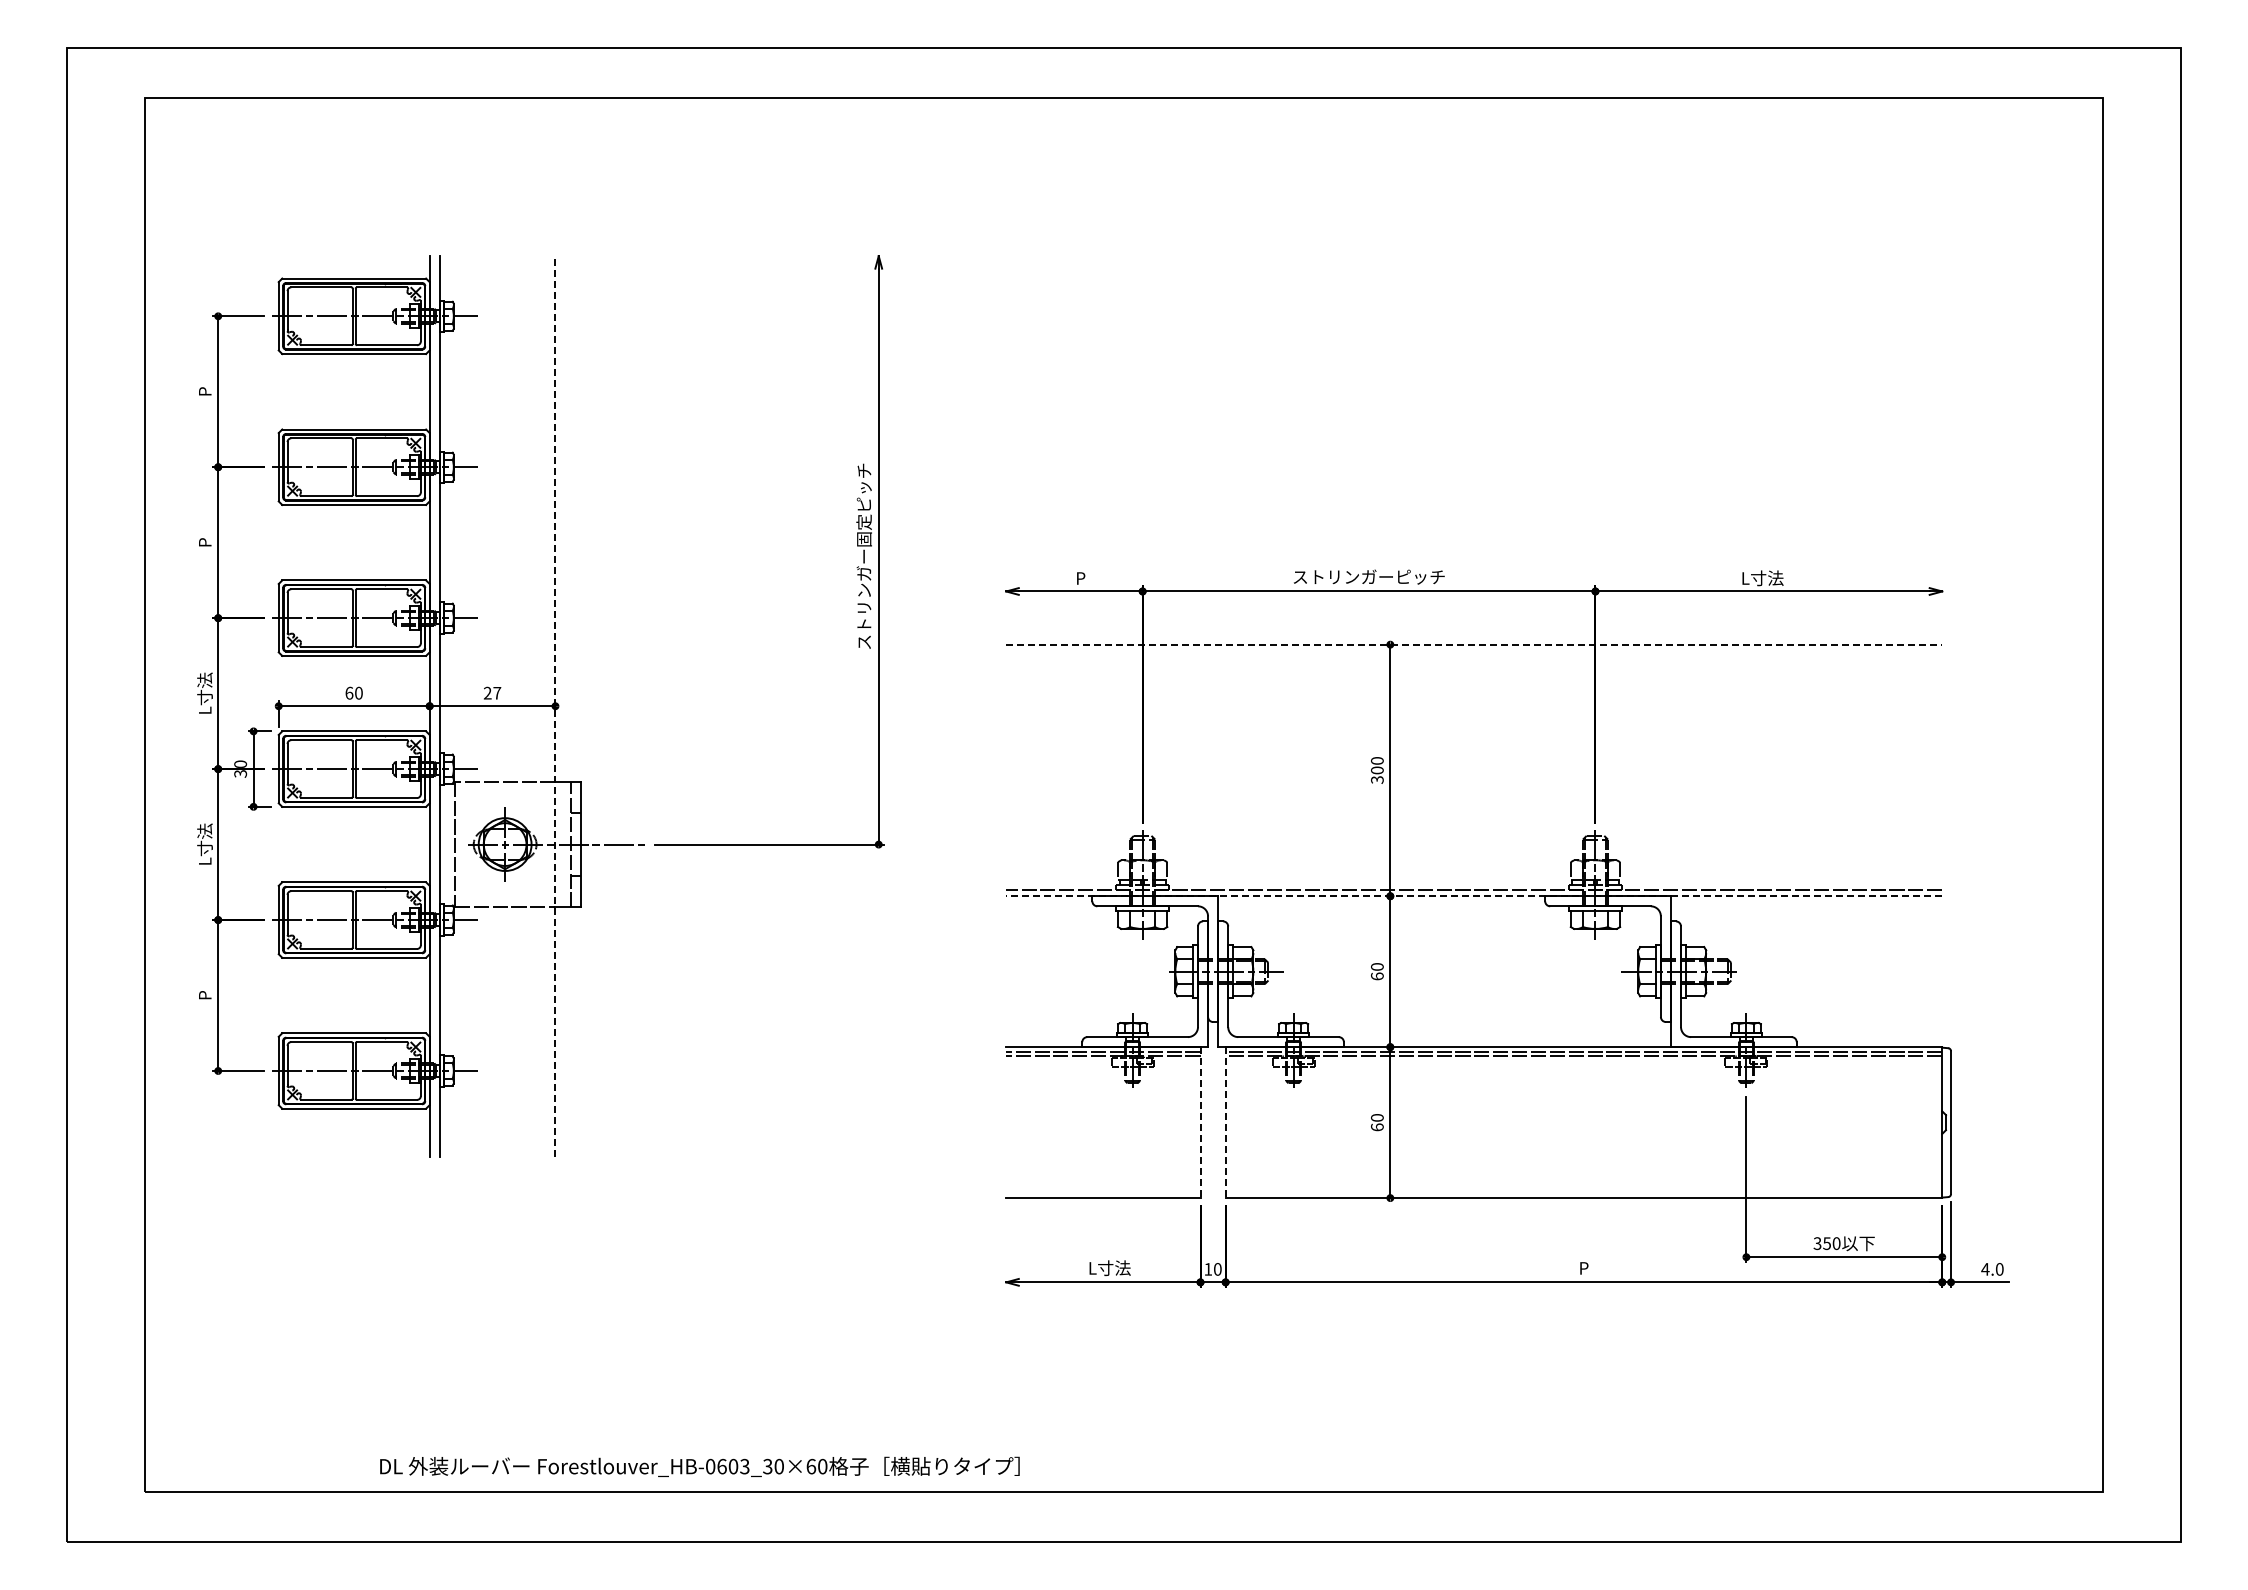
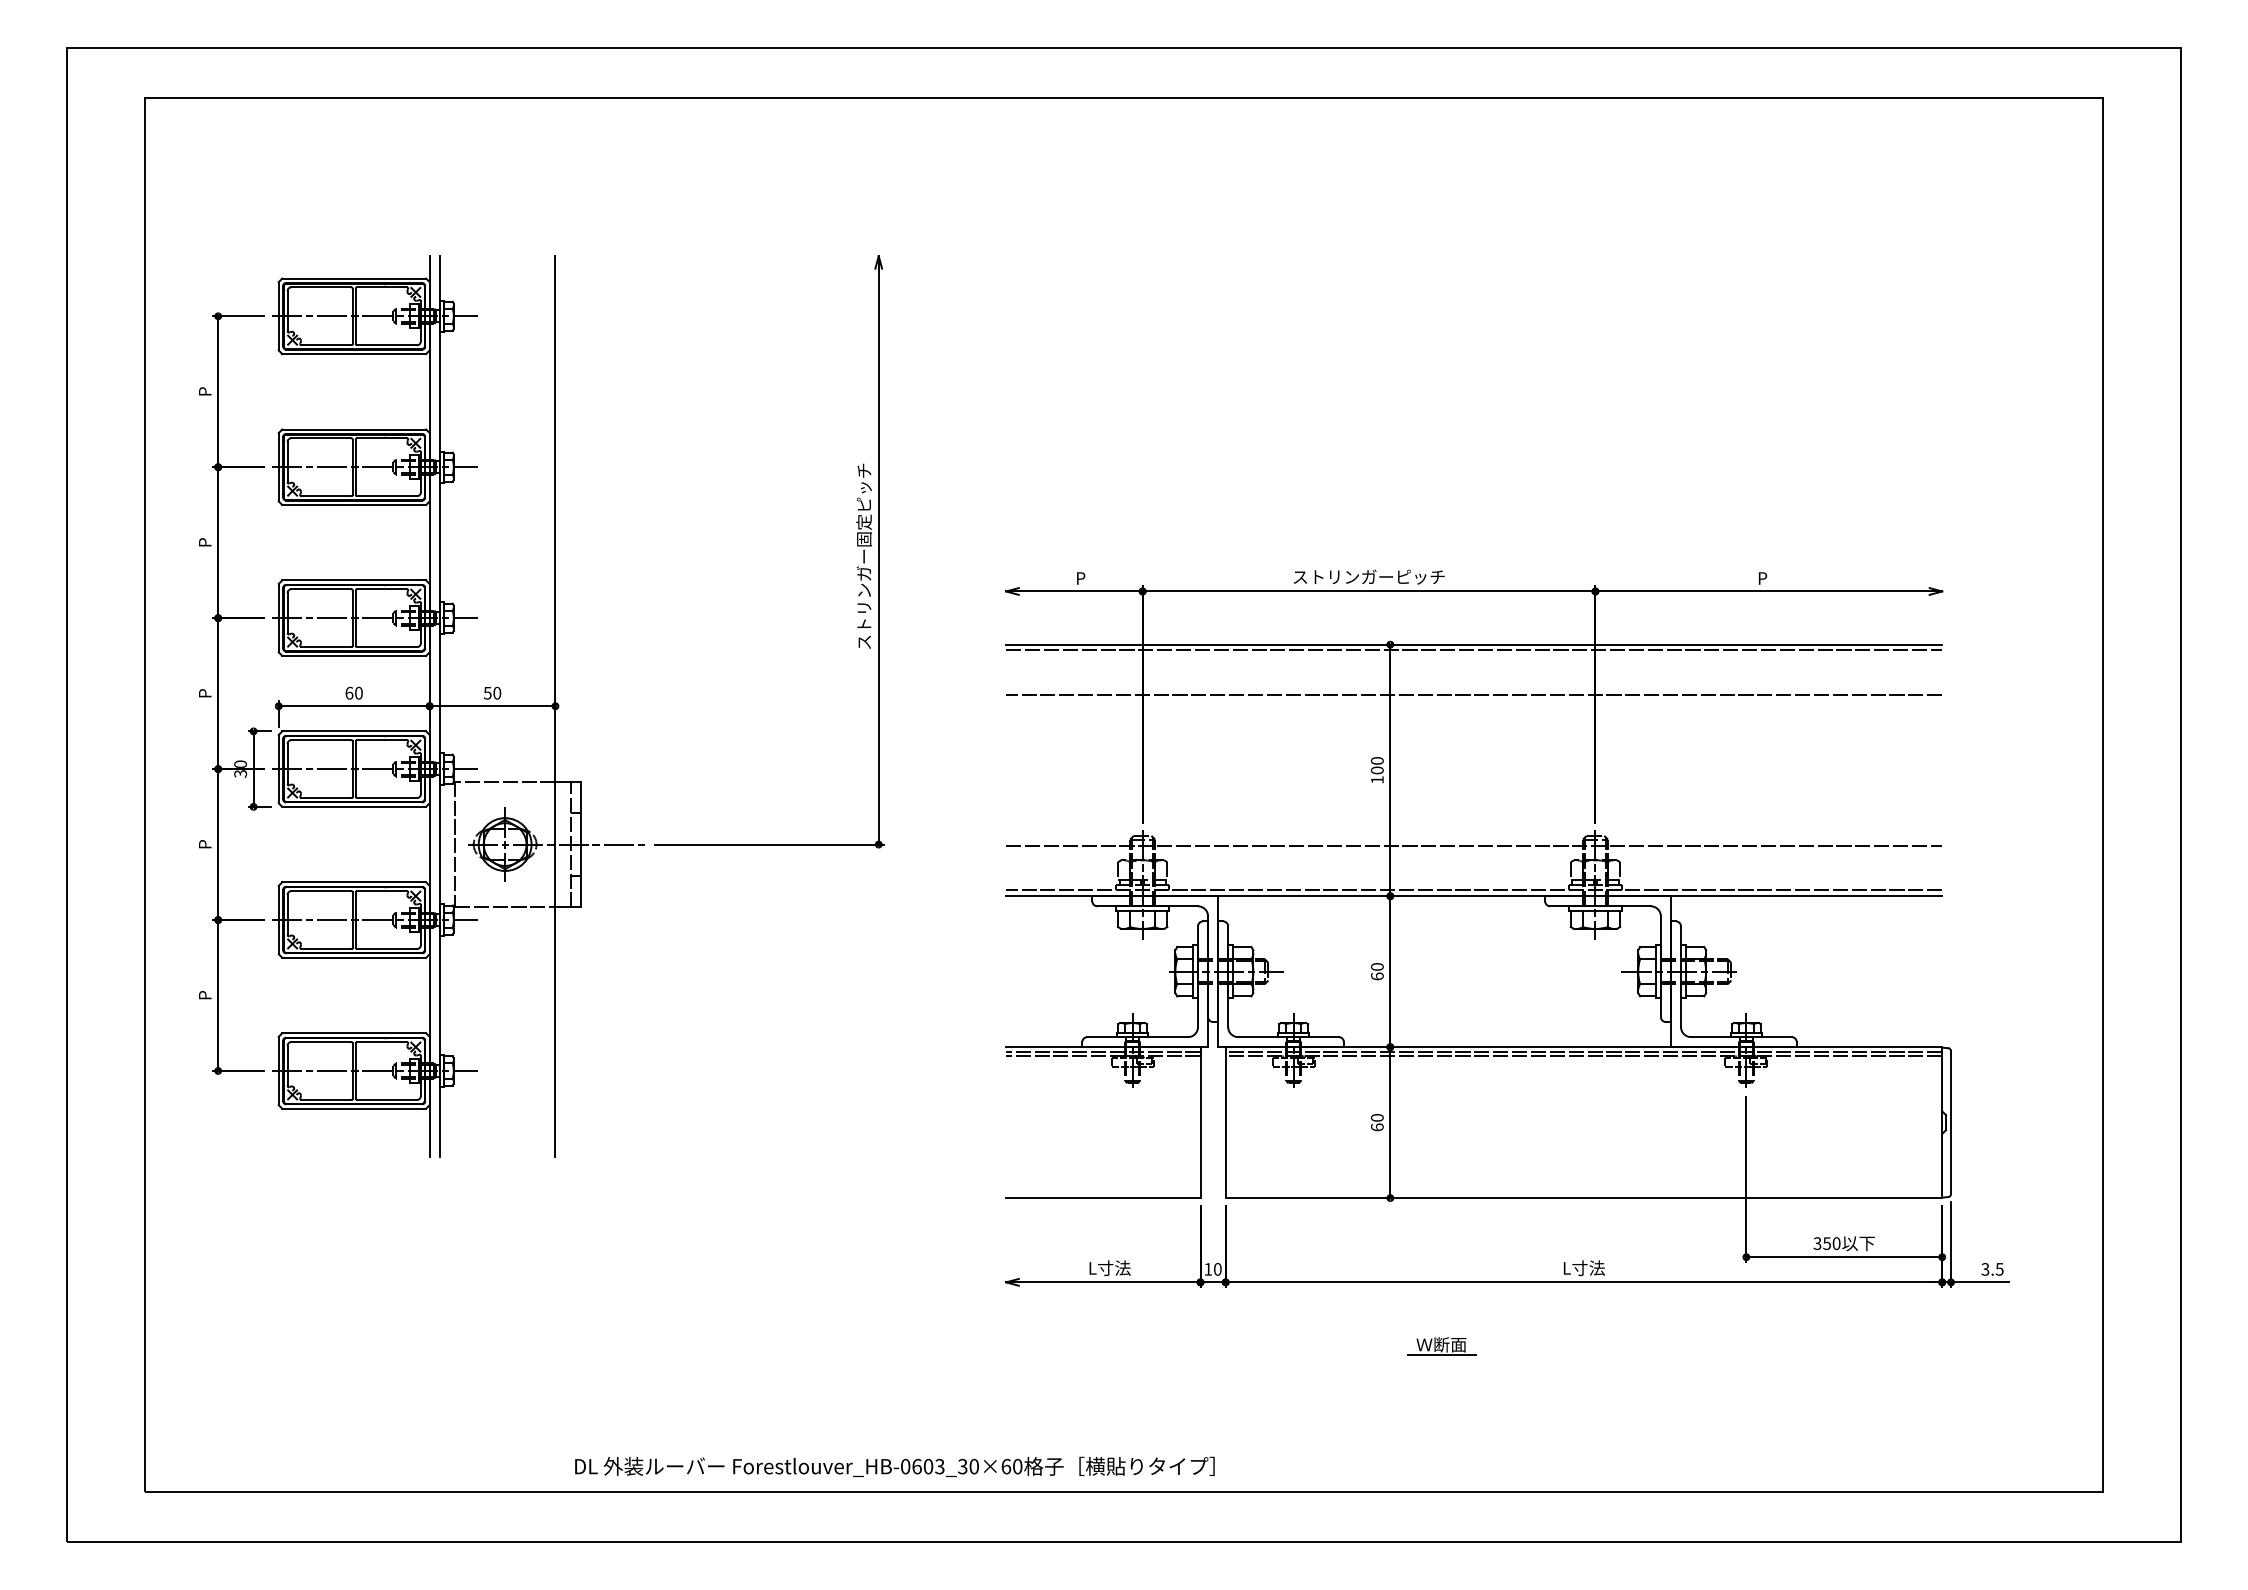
text: L寸法 -> P (1762, 578)
line: dashed -> solid (1474, 644)
line: none -> present (1474, 650)
text: L寸法 -> P (204, 692)
text: 27 -> 50 (492, 692)
line: none -> present (1474, 695)
line: dashed -> solid (555, 705)
text: 300 -> 100 (1377, 779)
text: L寸法 -> P (204, 843)
line: none -> present (1474, 845)
line: dashed -> solid (1474, 896)
line: dashed -> solid (1200, 1123)
line: dashed -> solid (1225, 1123)
text: P -> L寸法 (1583, 1268)
text: 4.0 -> 3.5 (1992, 1269)
part: none -> present (1441, 1346)
text position: (699, 1466) -> (894, 1466) (894, 1466)
